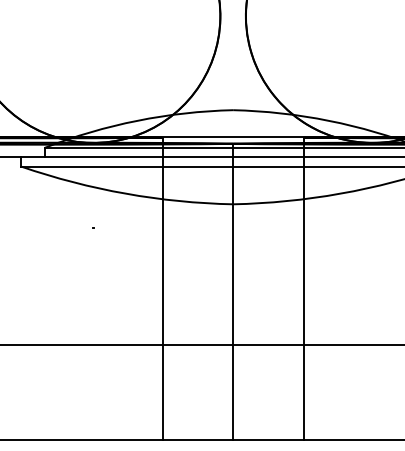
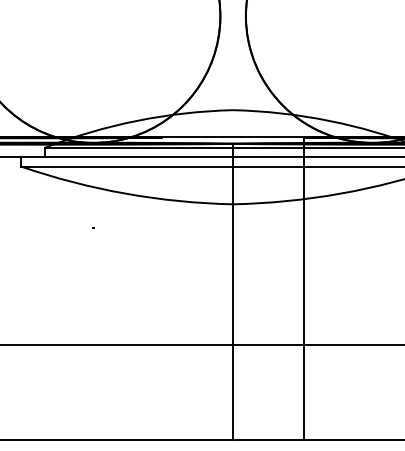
line: present -> none (162, 288)
